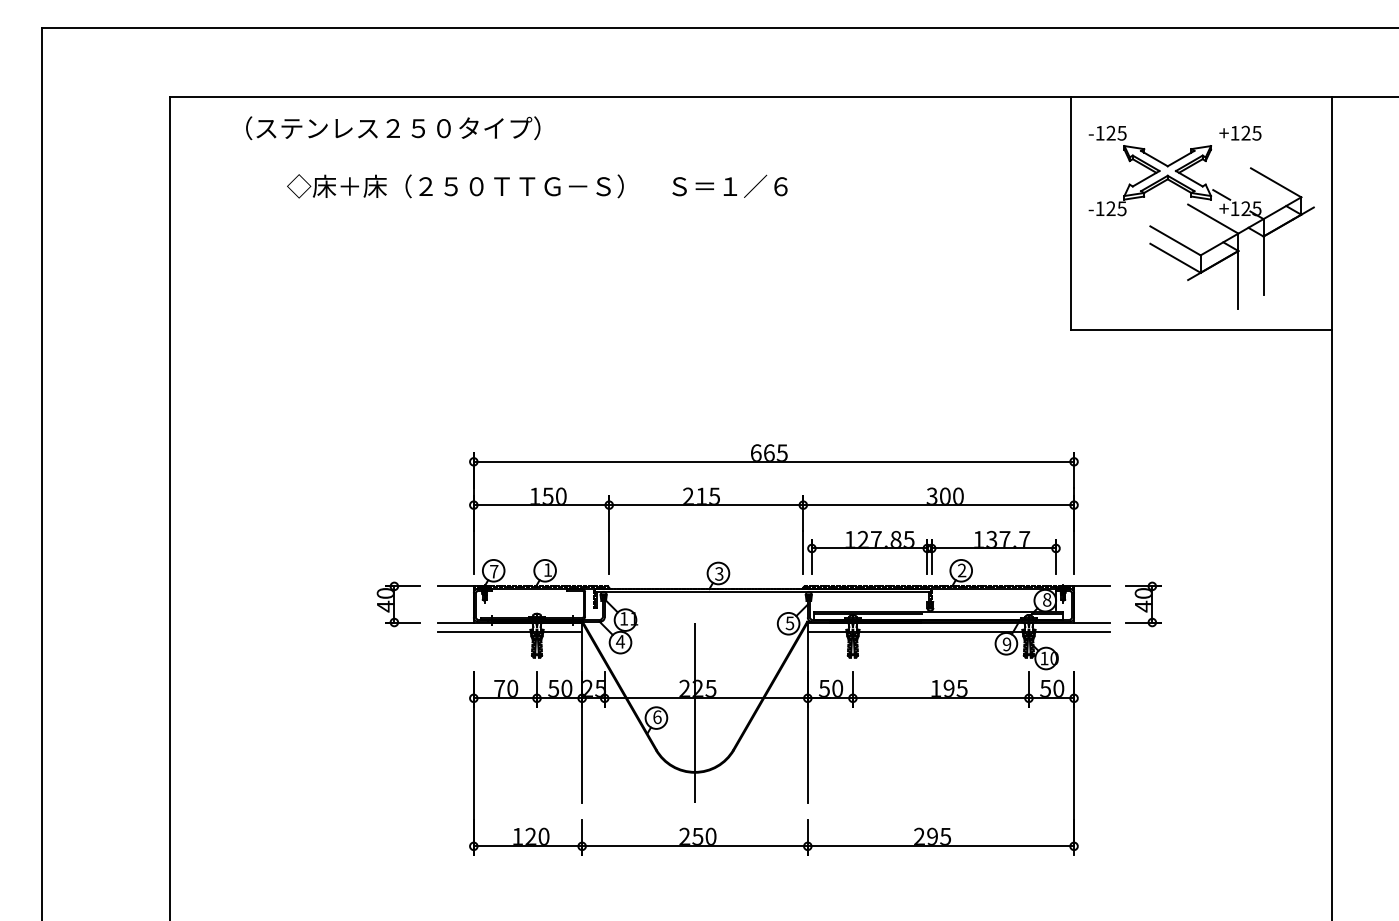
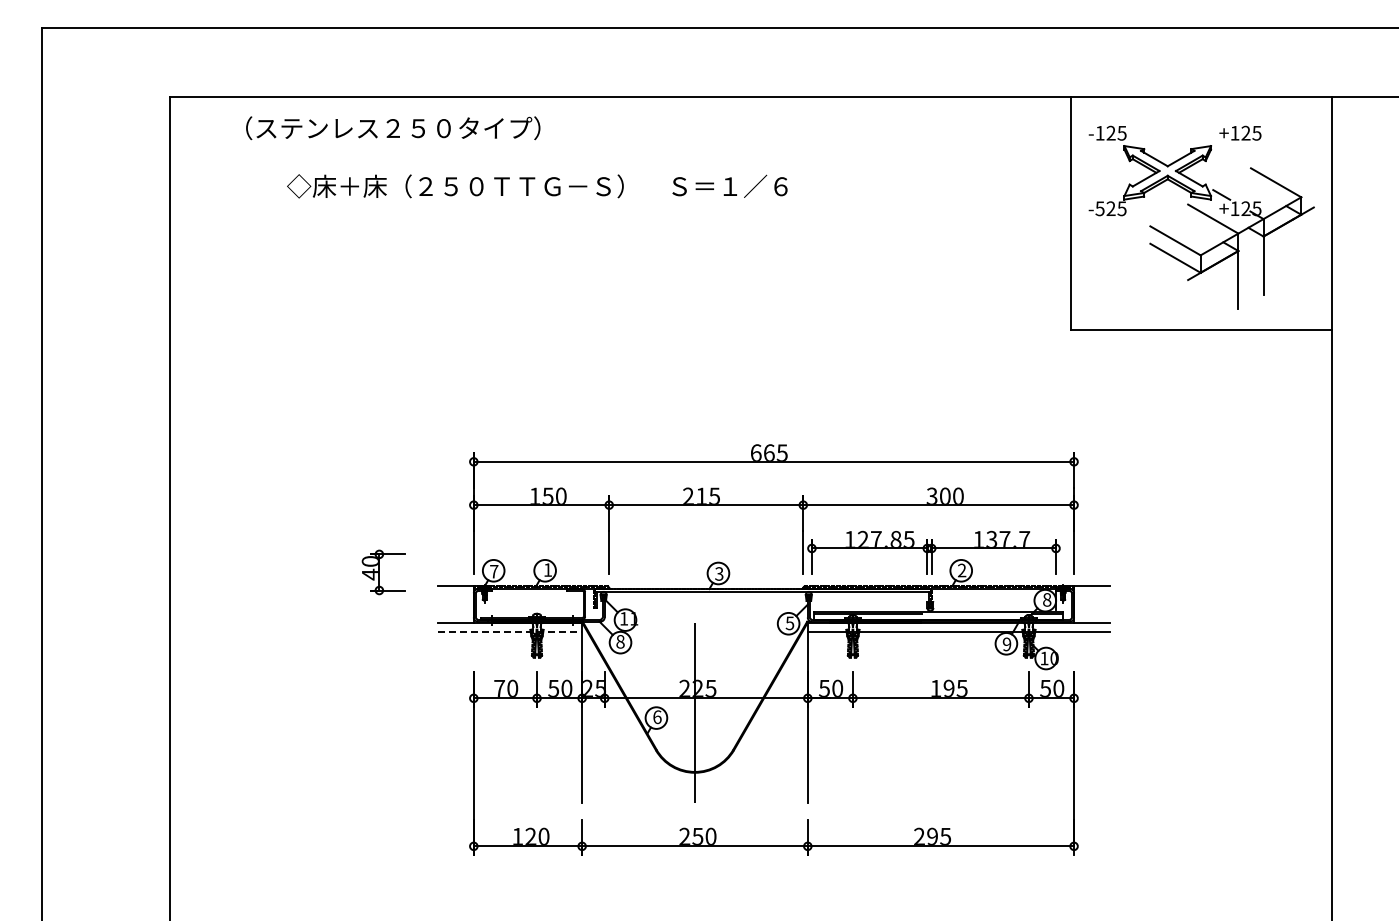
text: -125 -> -525 (1099, 208)
part position: (398, 604) -> (383, 572) (383, 572)
part: present -> none (1143, 604)
line: solid -> dashed (510, 631)
text: 4 -> 8 (619, 641)
